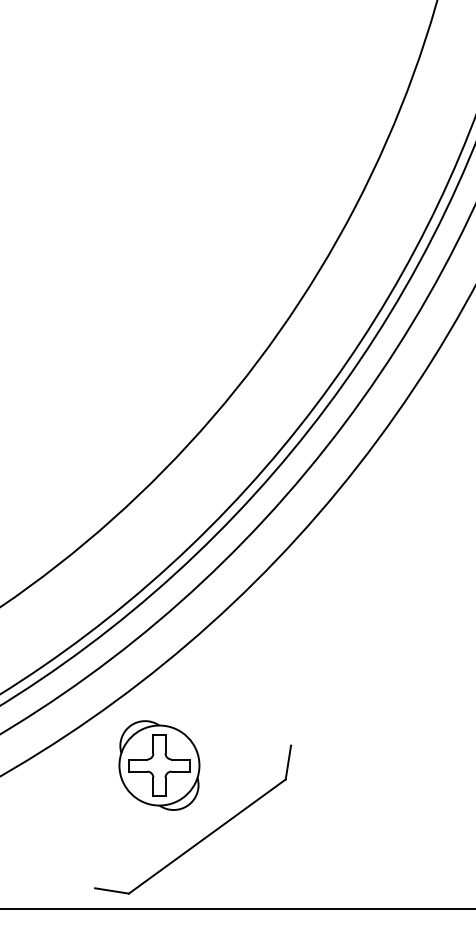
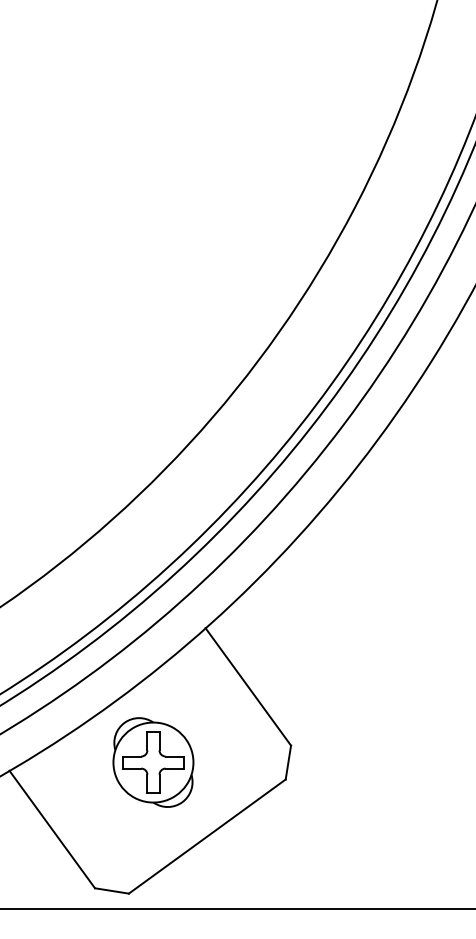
line: none -> present (248, 686)
part position: (159, 765) -> (153, 762) (153, 762)
line: none -> present (52, 829)
